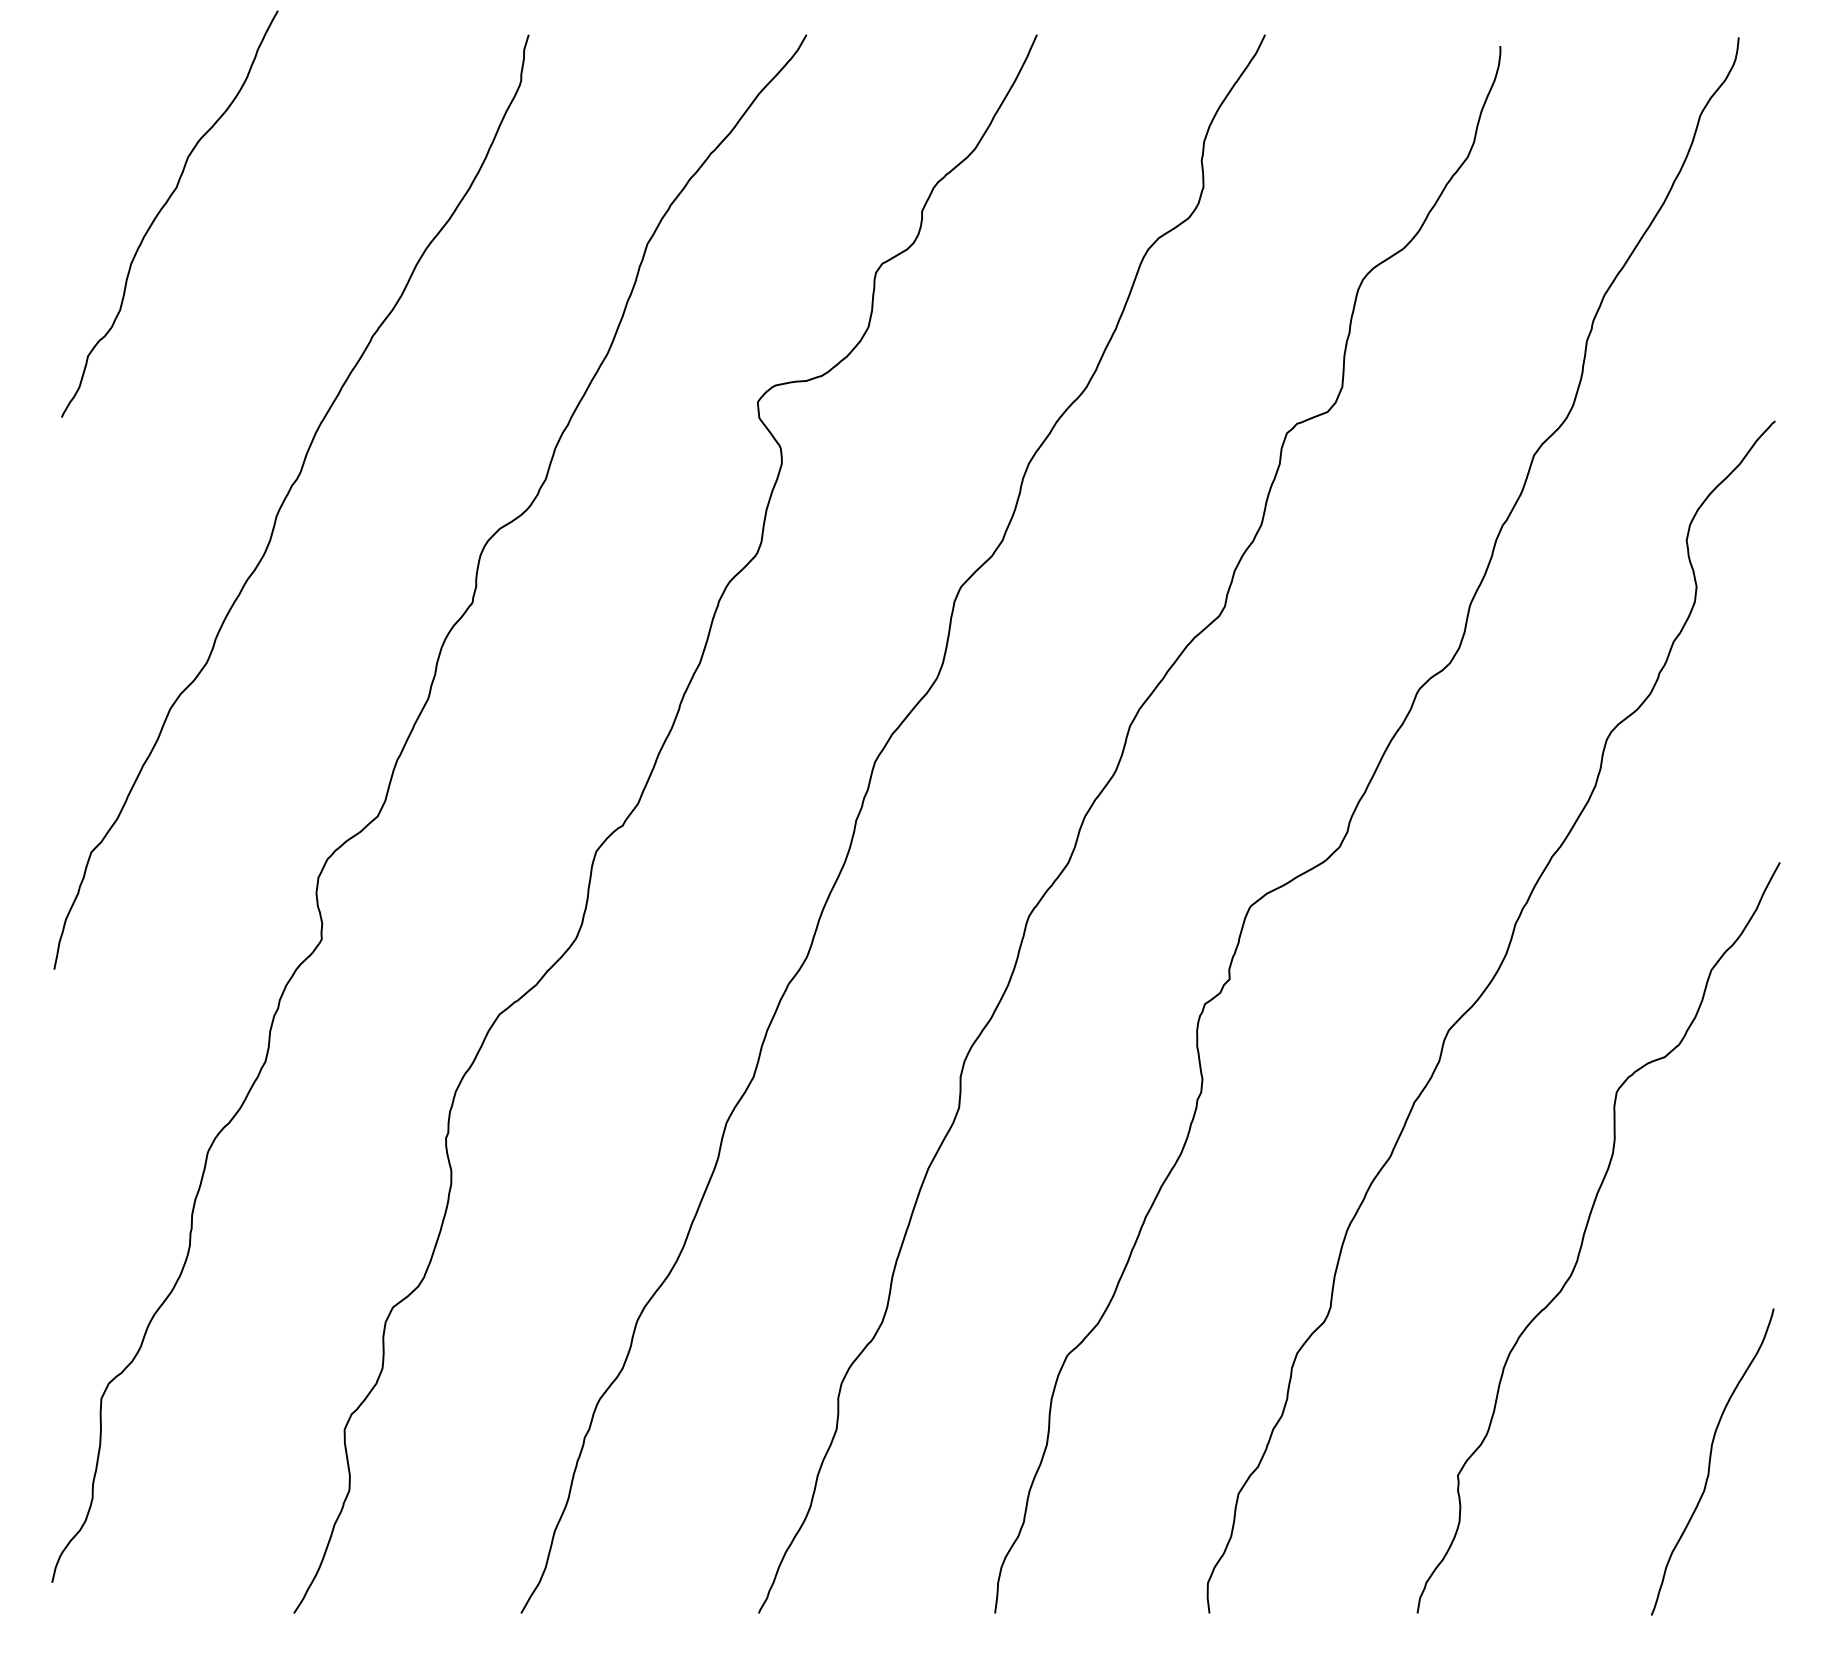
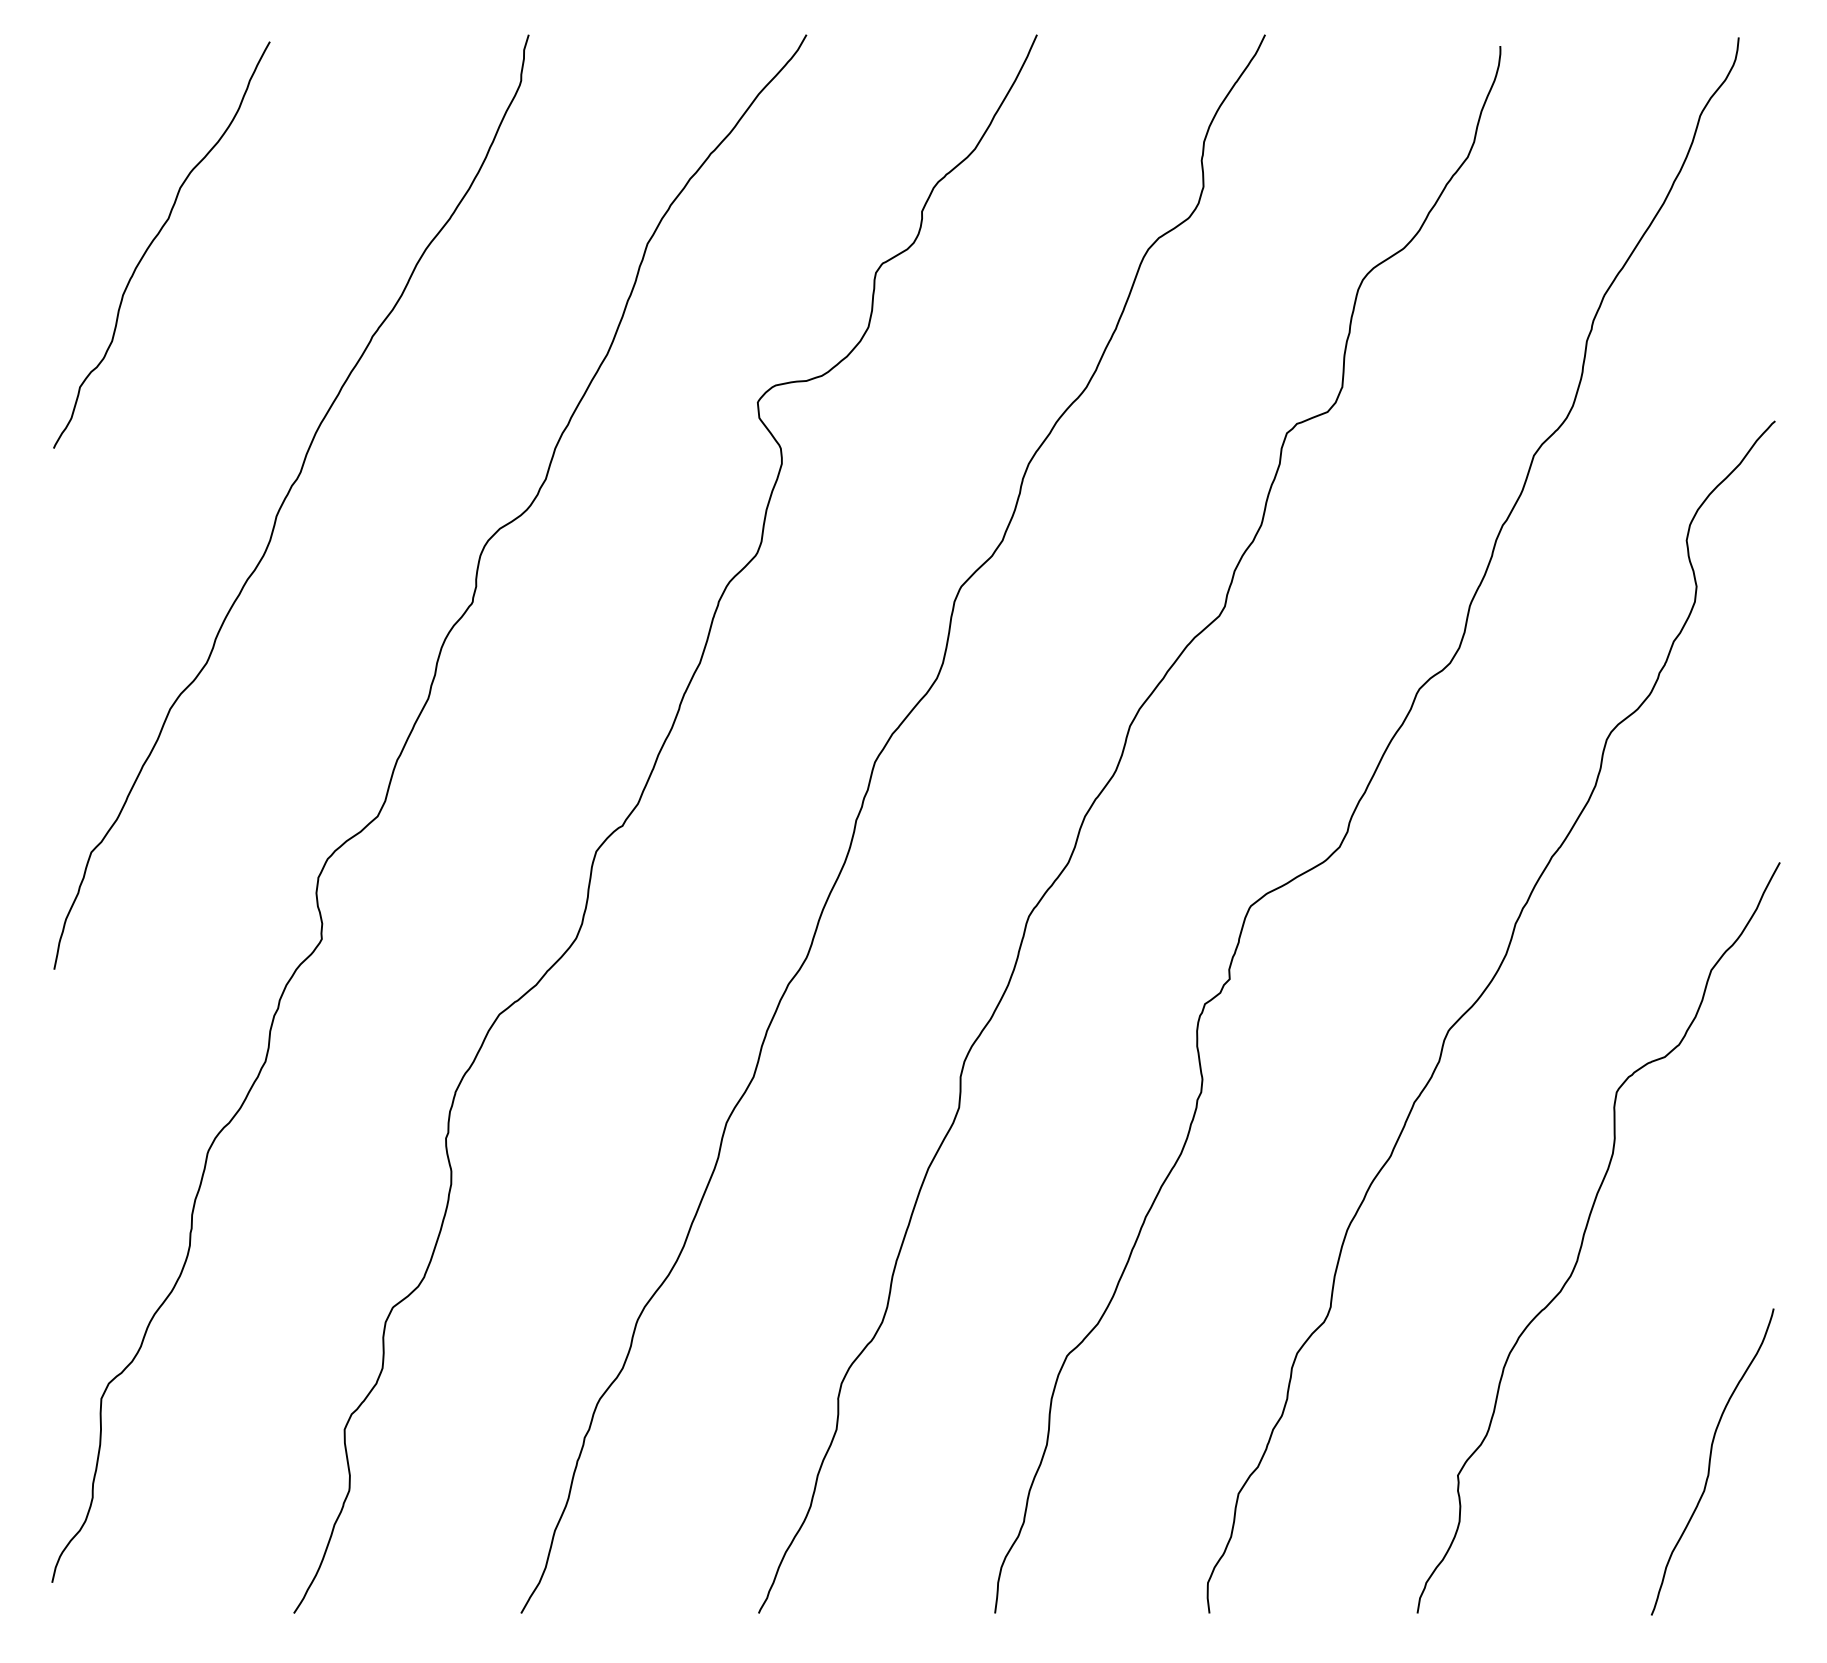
curve position: (163, 208) -> (155, 239) (155, 239)
